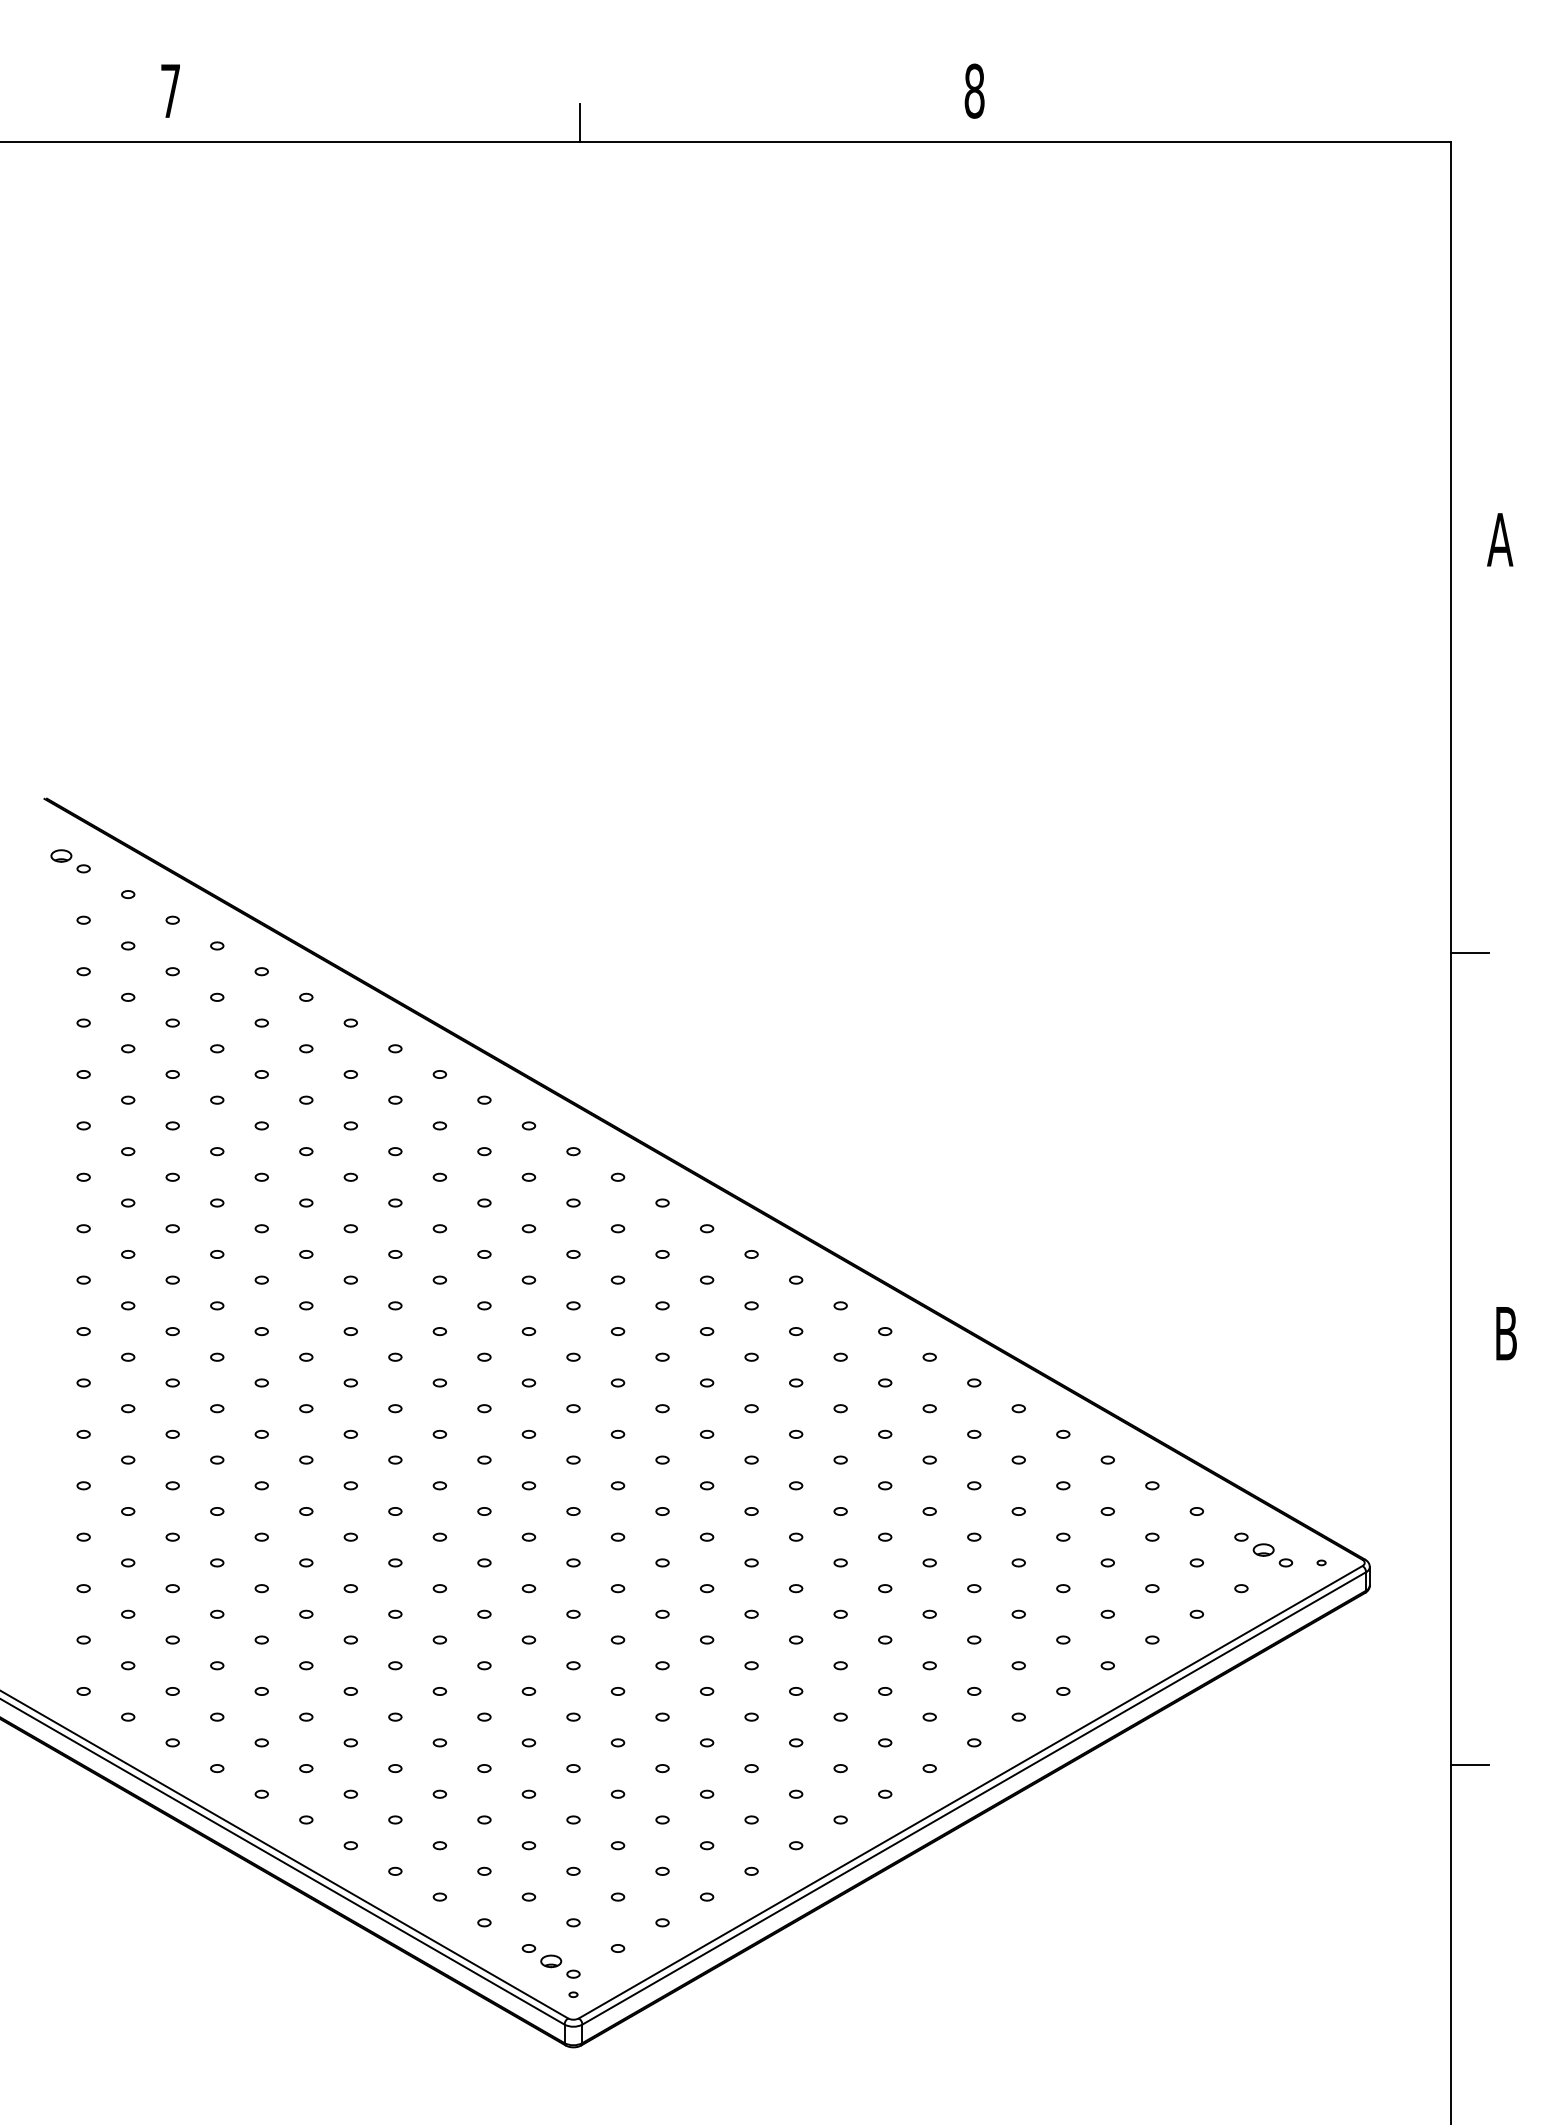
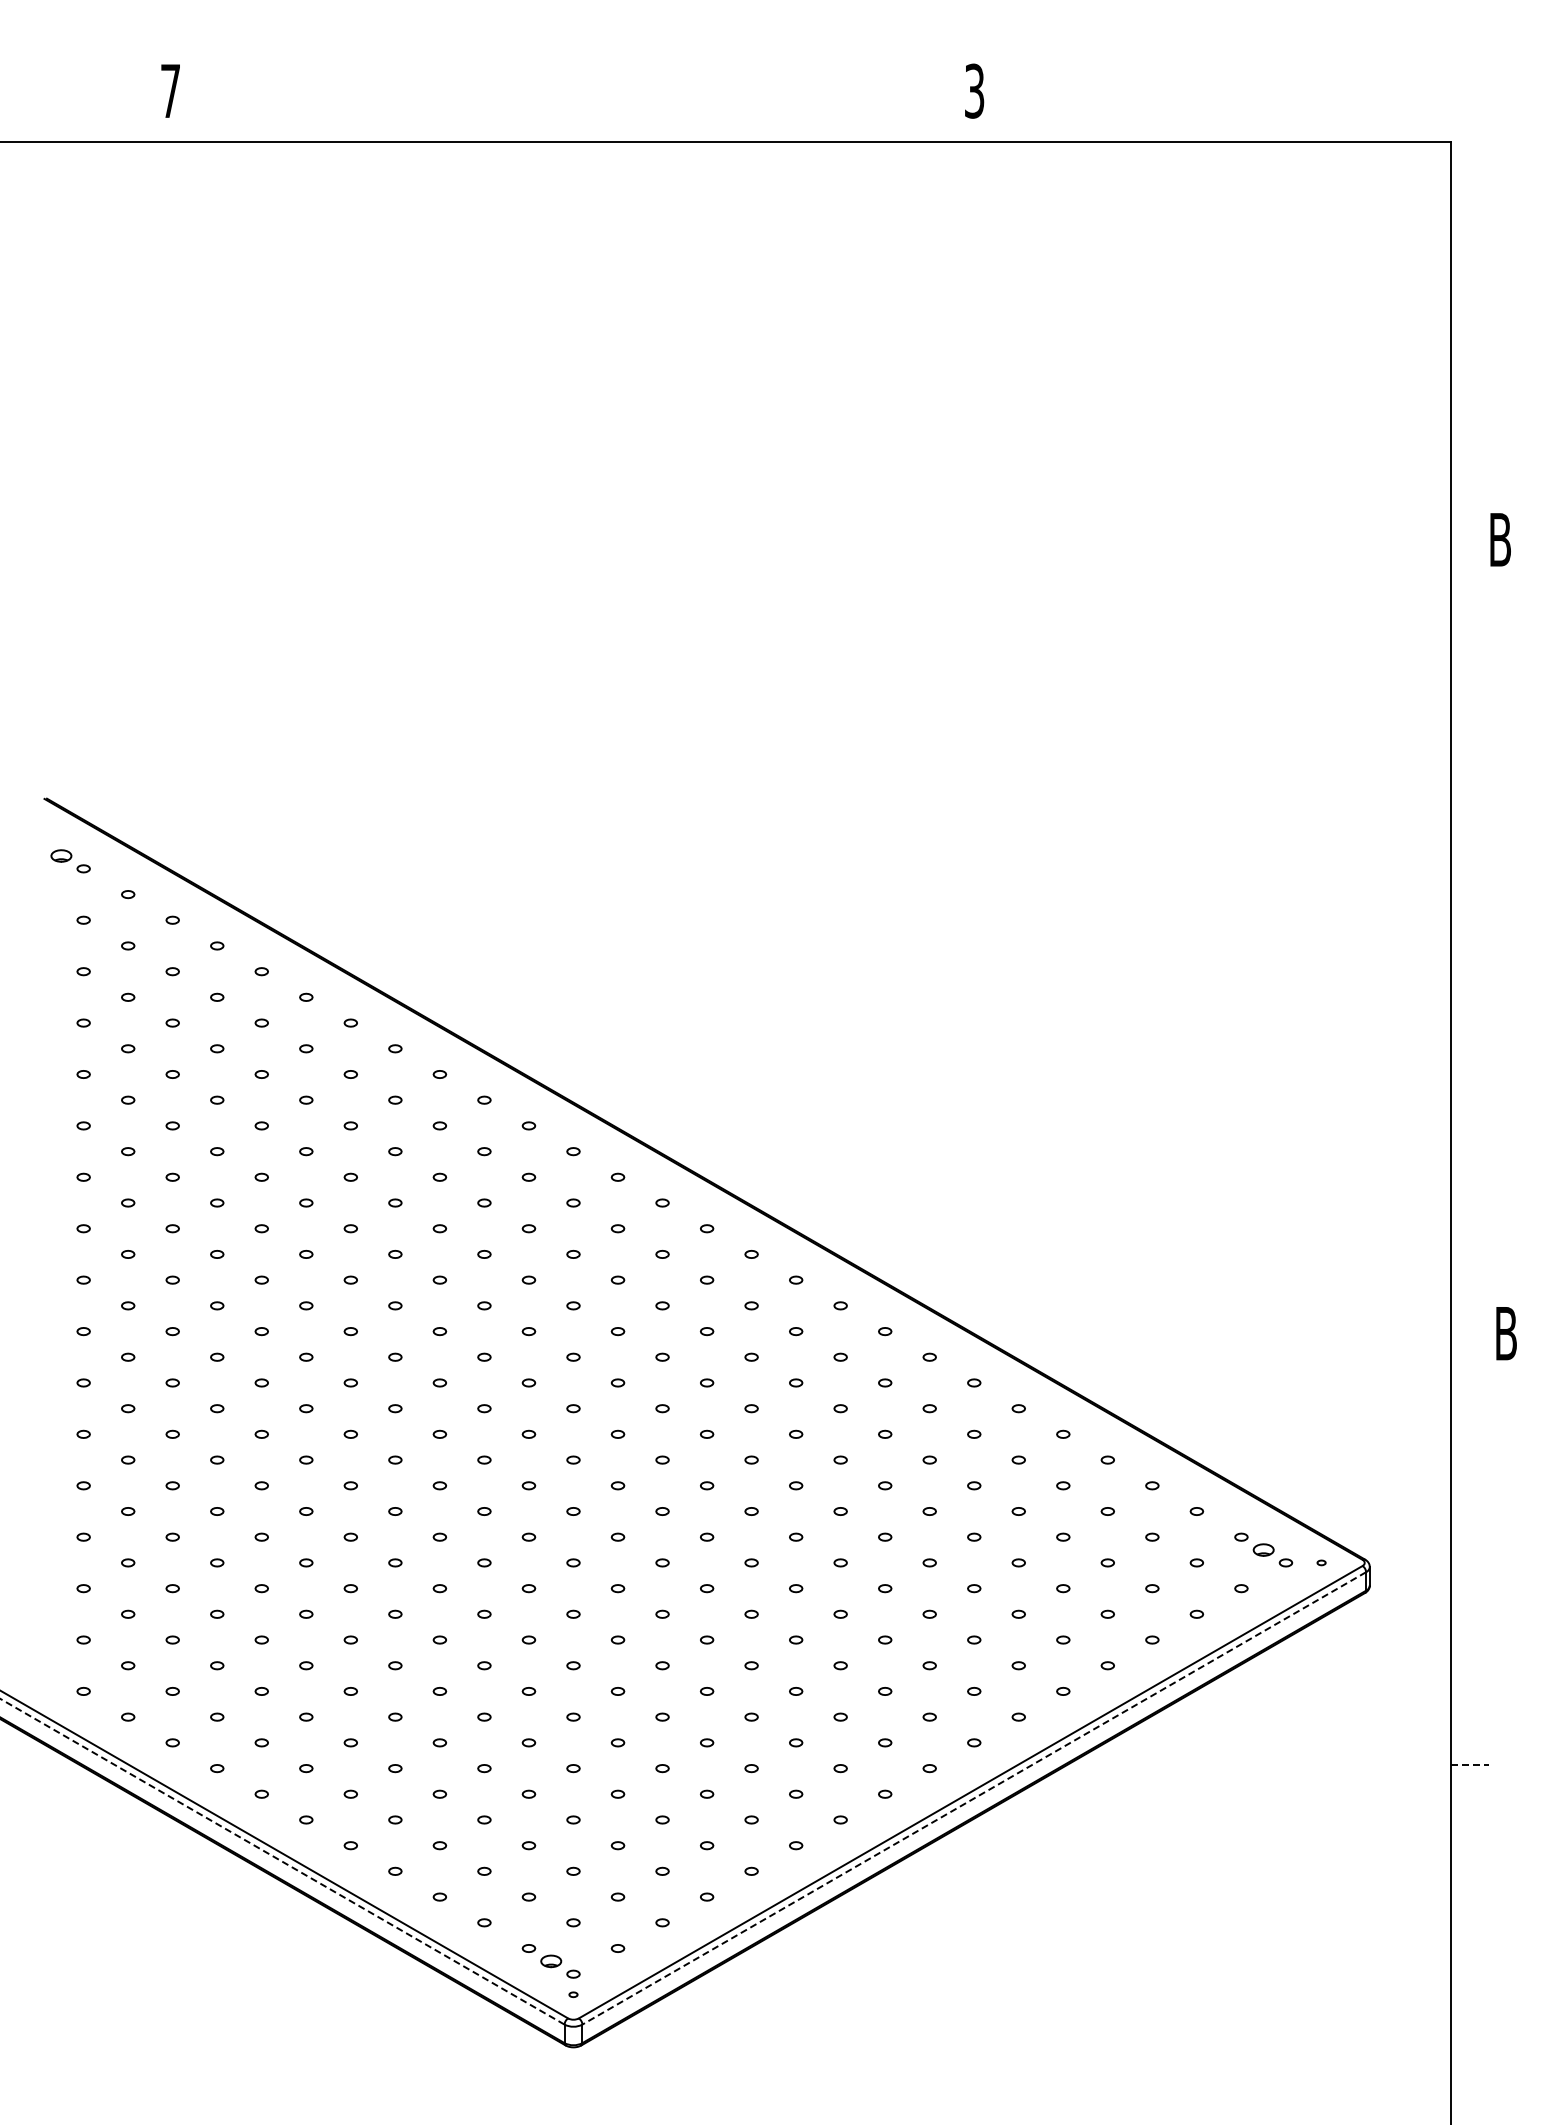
text: 8 -> 3 (974, 90)
line: present -> none (579, 123)
text: A -> B (1500, 539)
line: present -> none (1469, 953)
line: solid -> dashed (1469, 1764)
line: solid -> dashed (973, 1798)
line: solid -> dashed (282, 1861)
